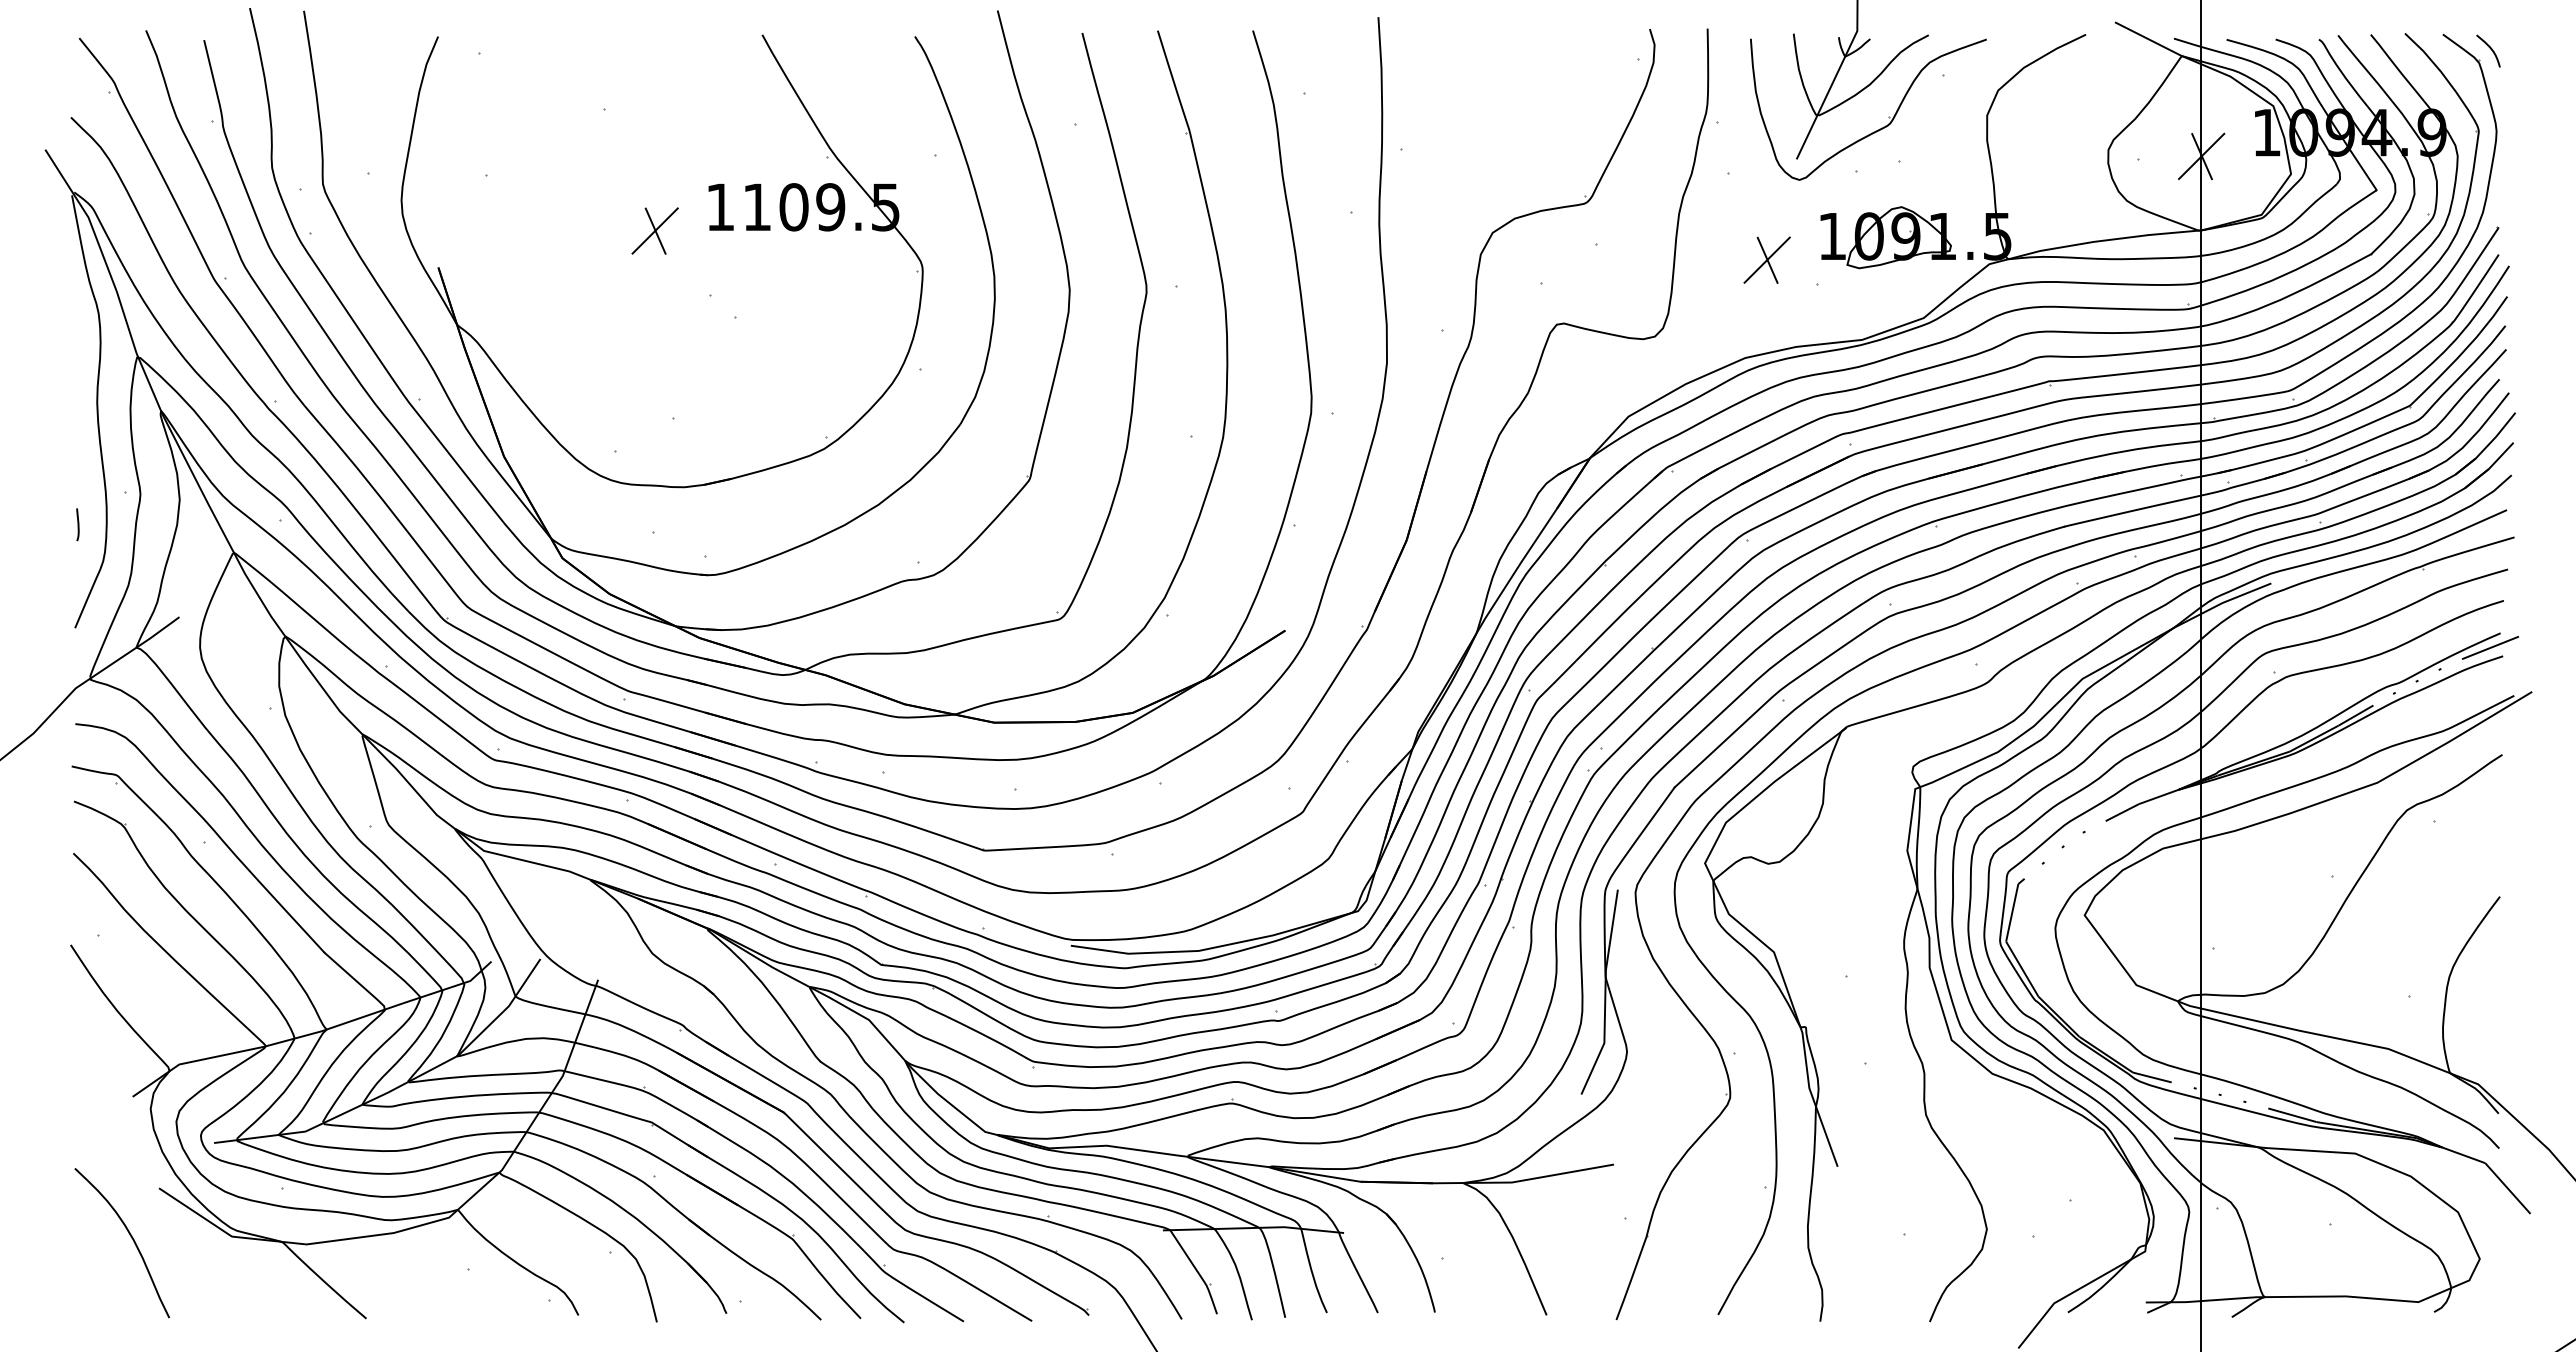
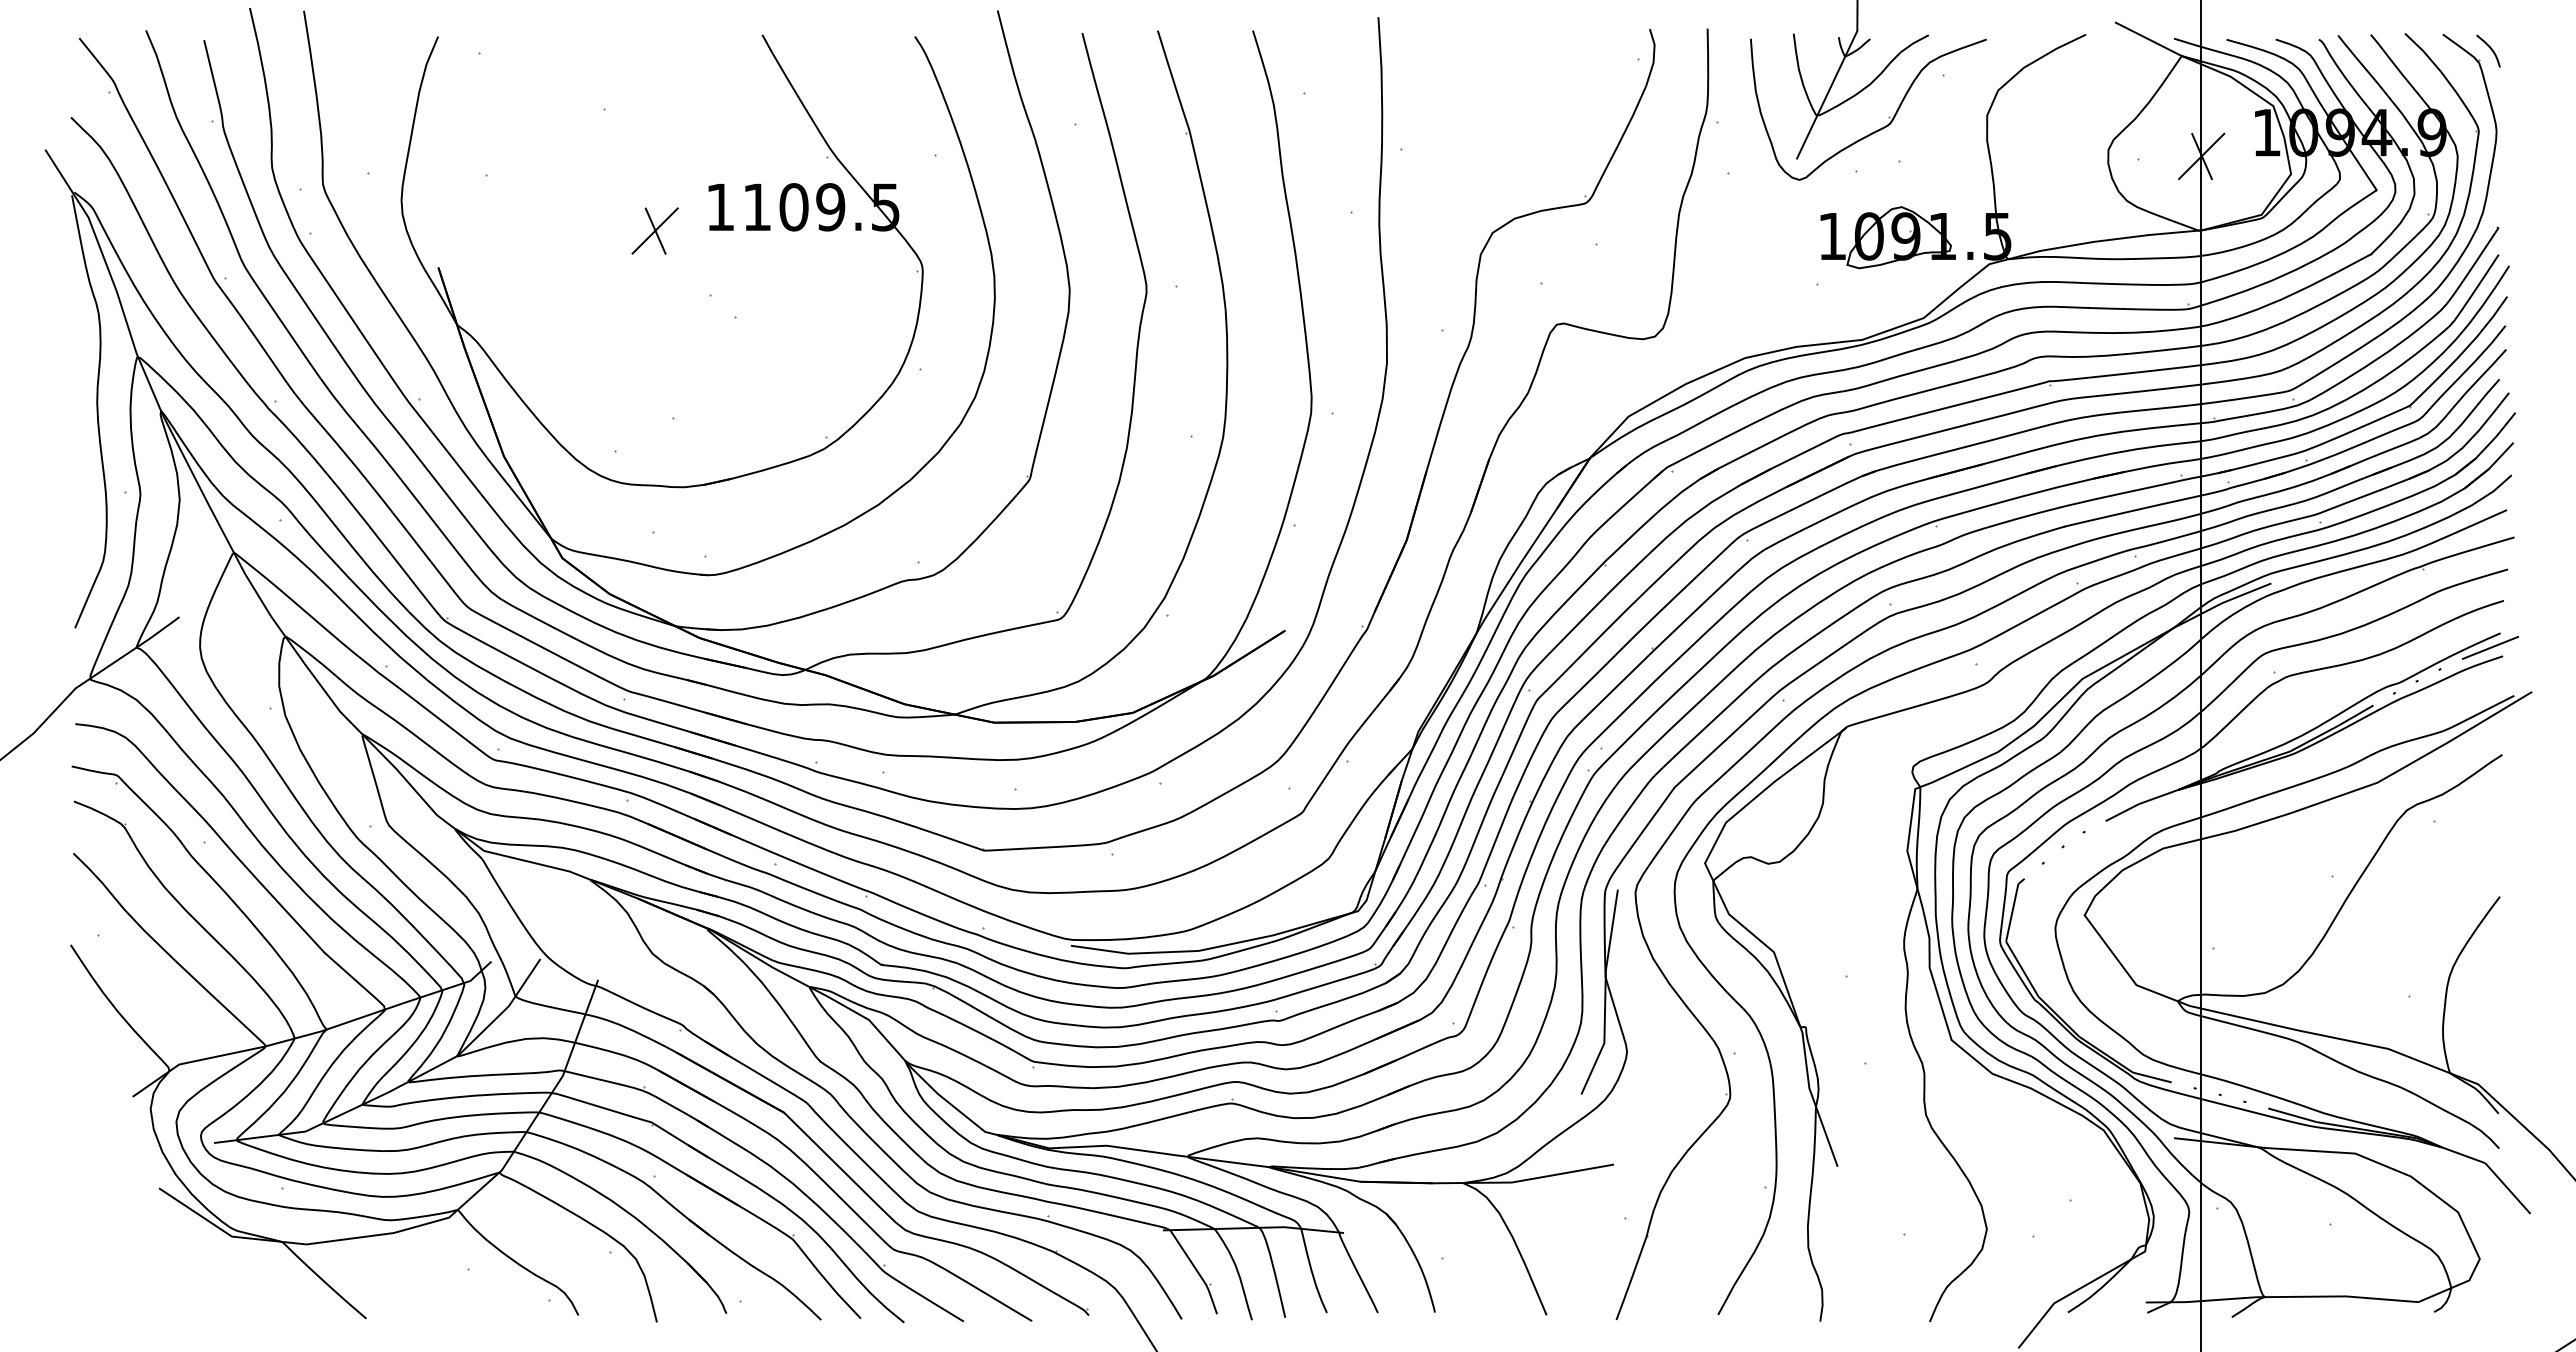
part: present -> none (1766, 259)
line: present -> none (77, 524)
curve: present -> none (131, 1238)
